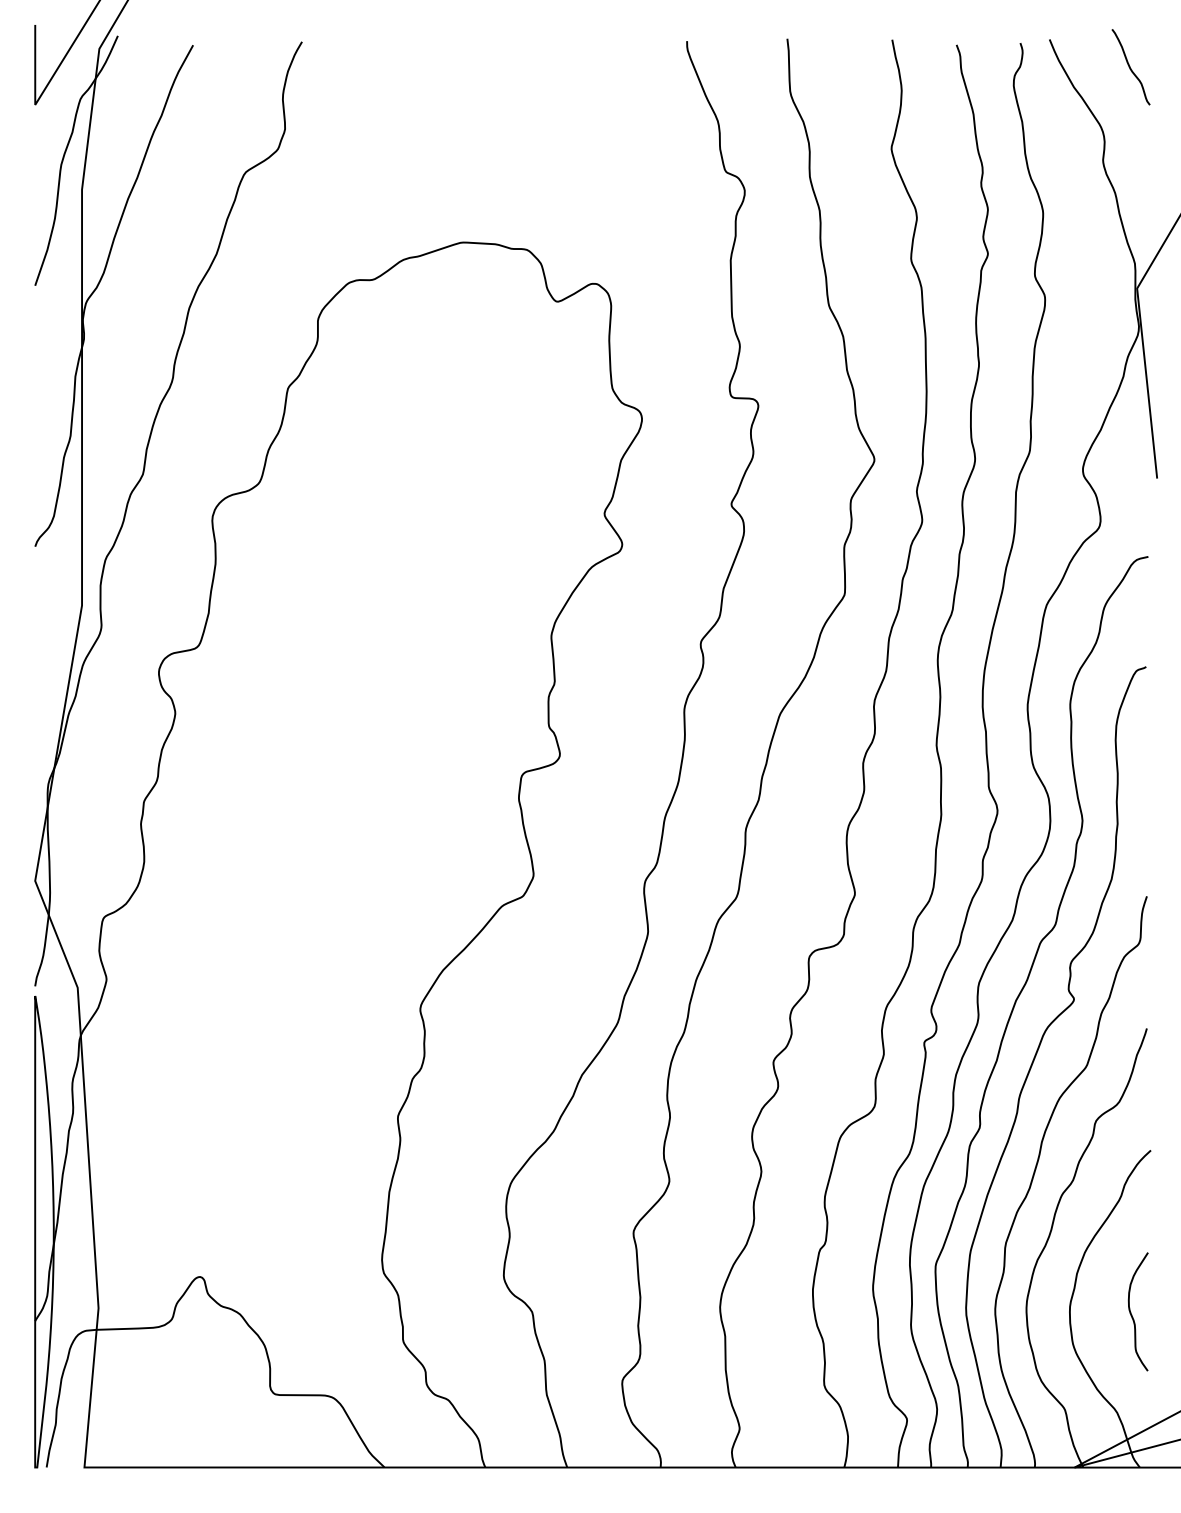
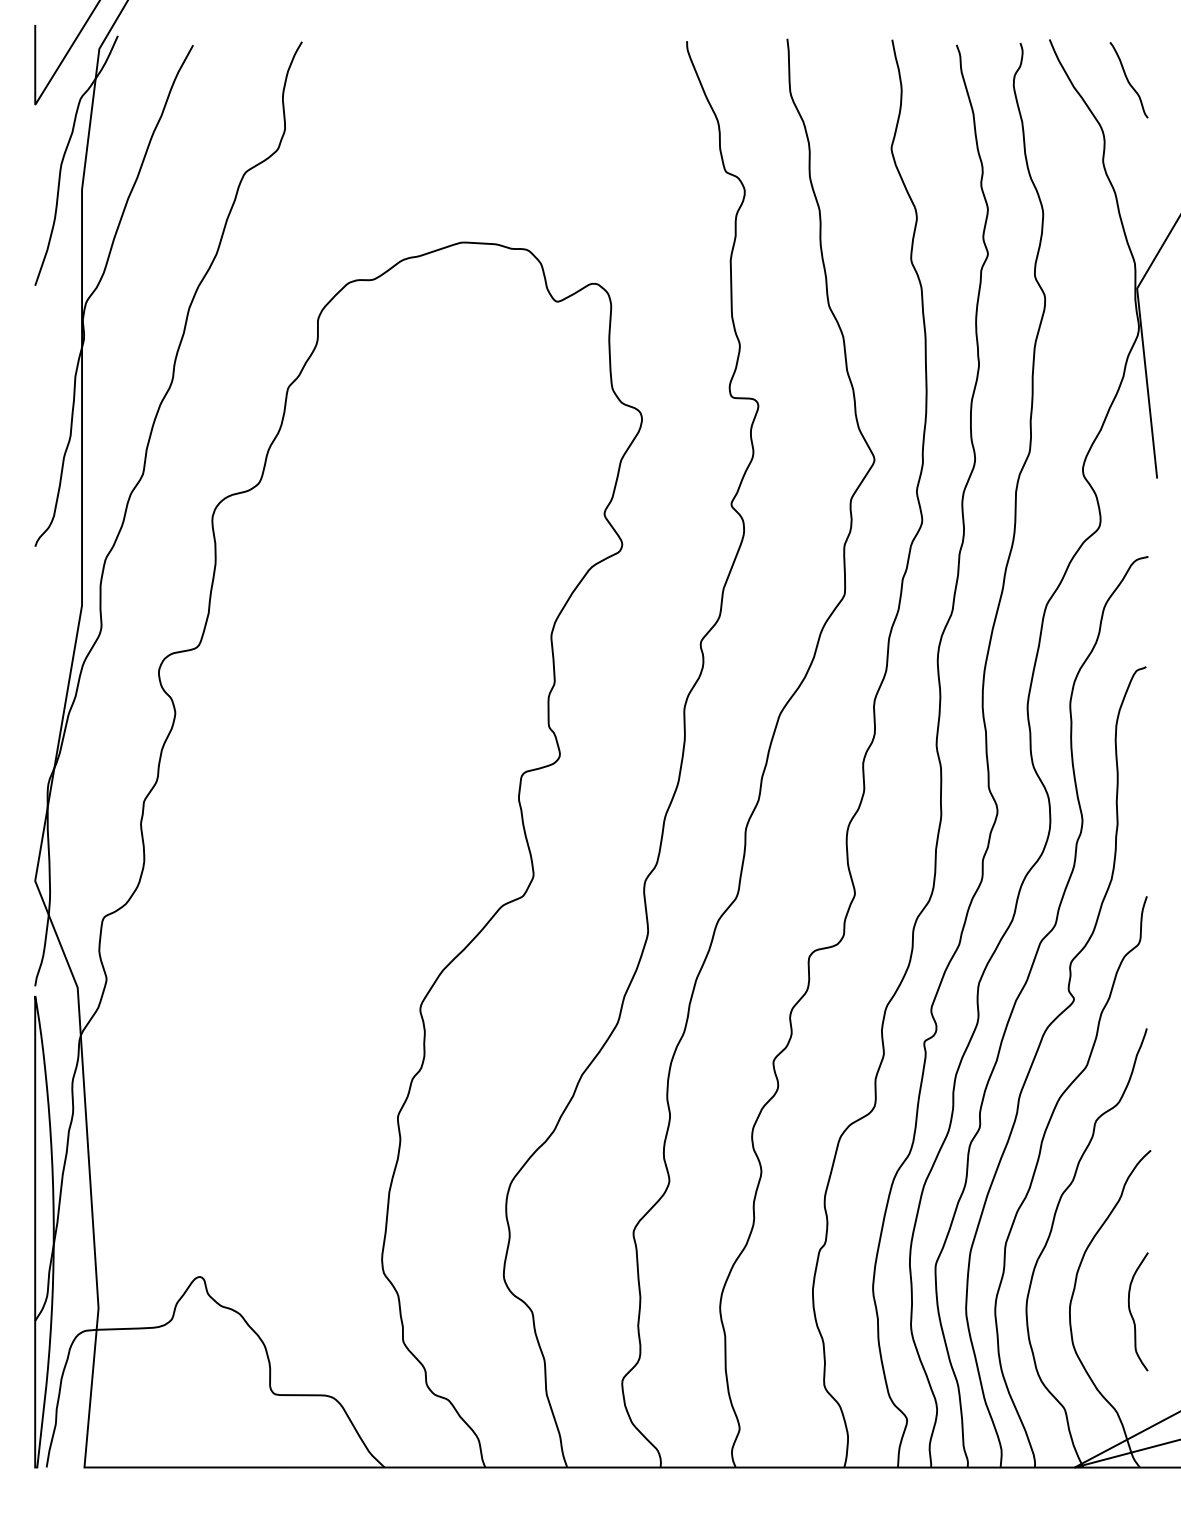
curve position: (1130, 67) -> (1128, 80) (1128, 80)
